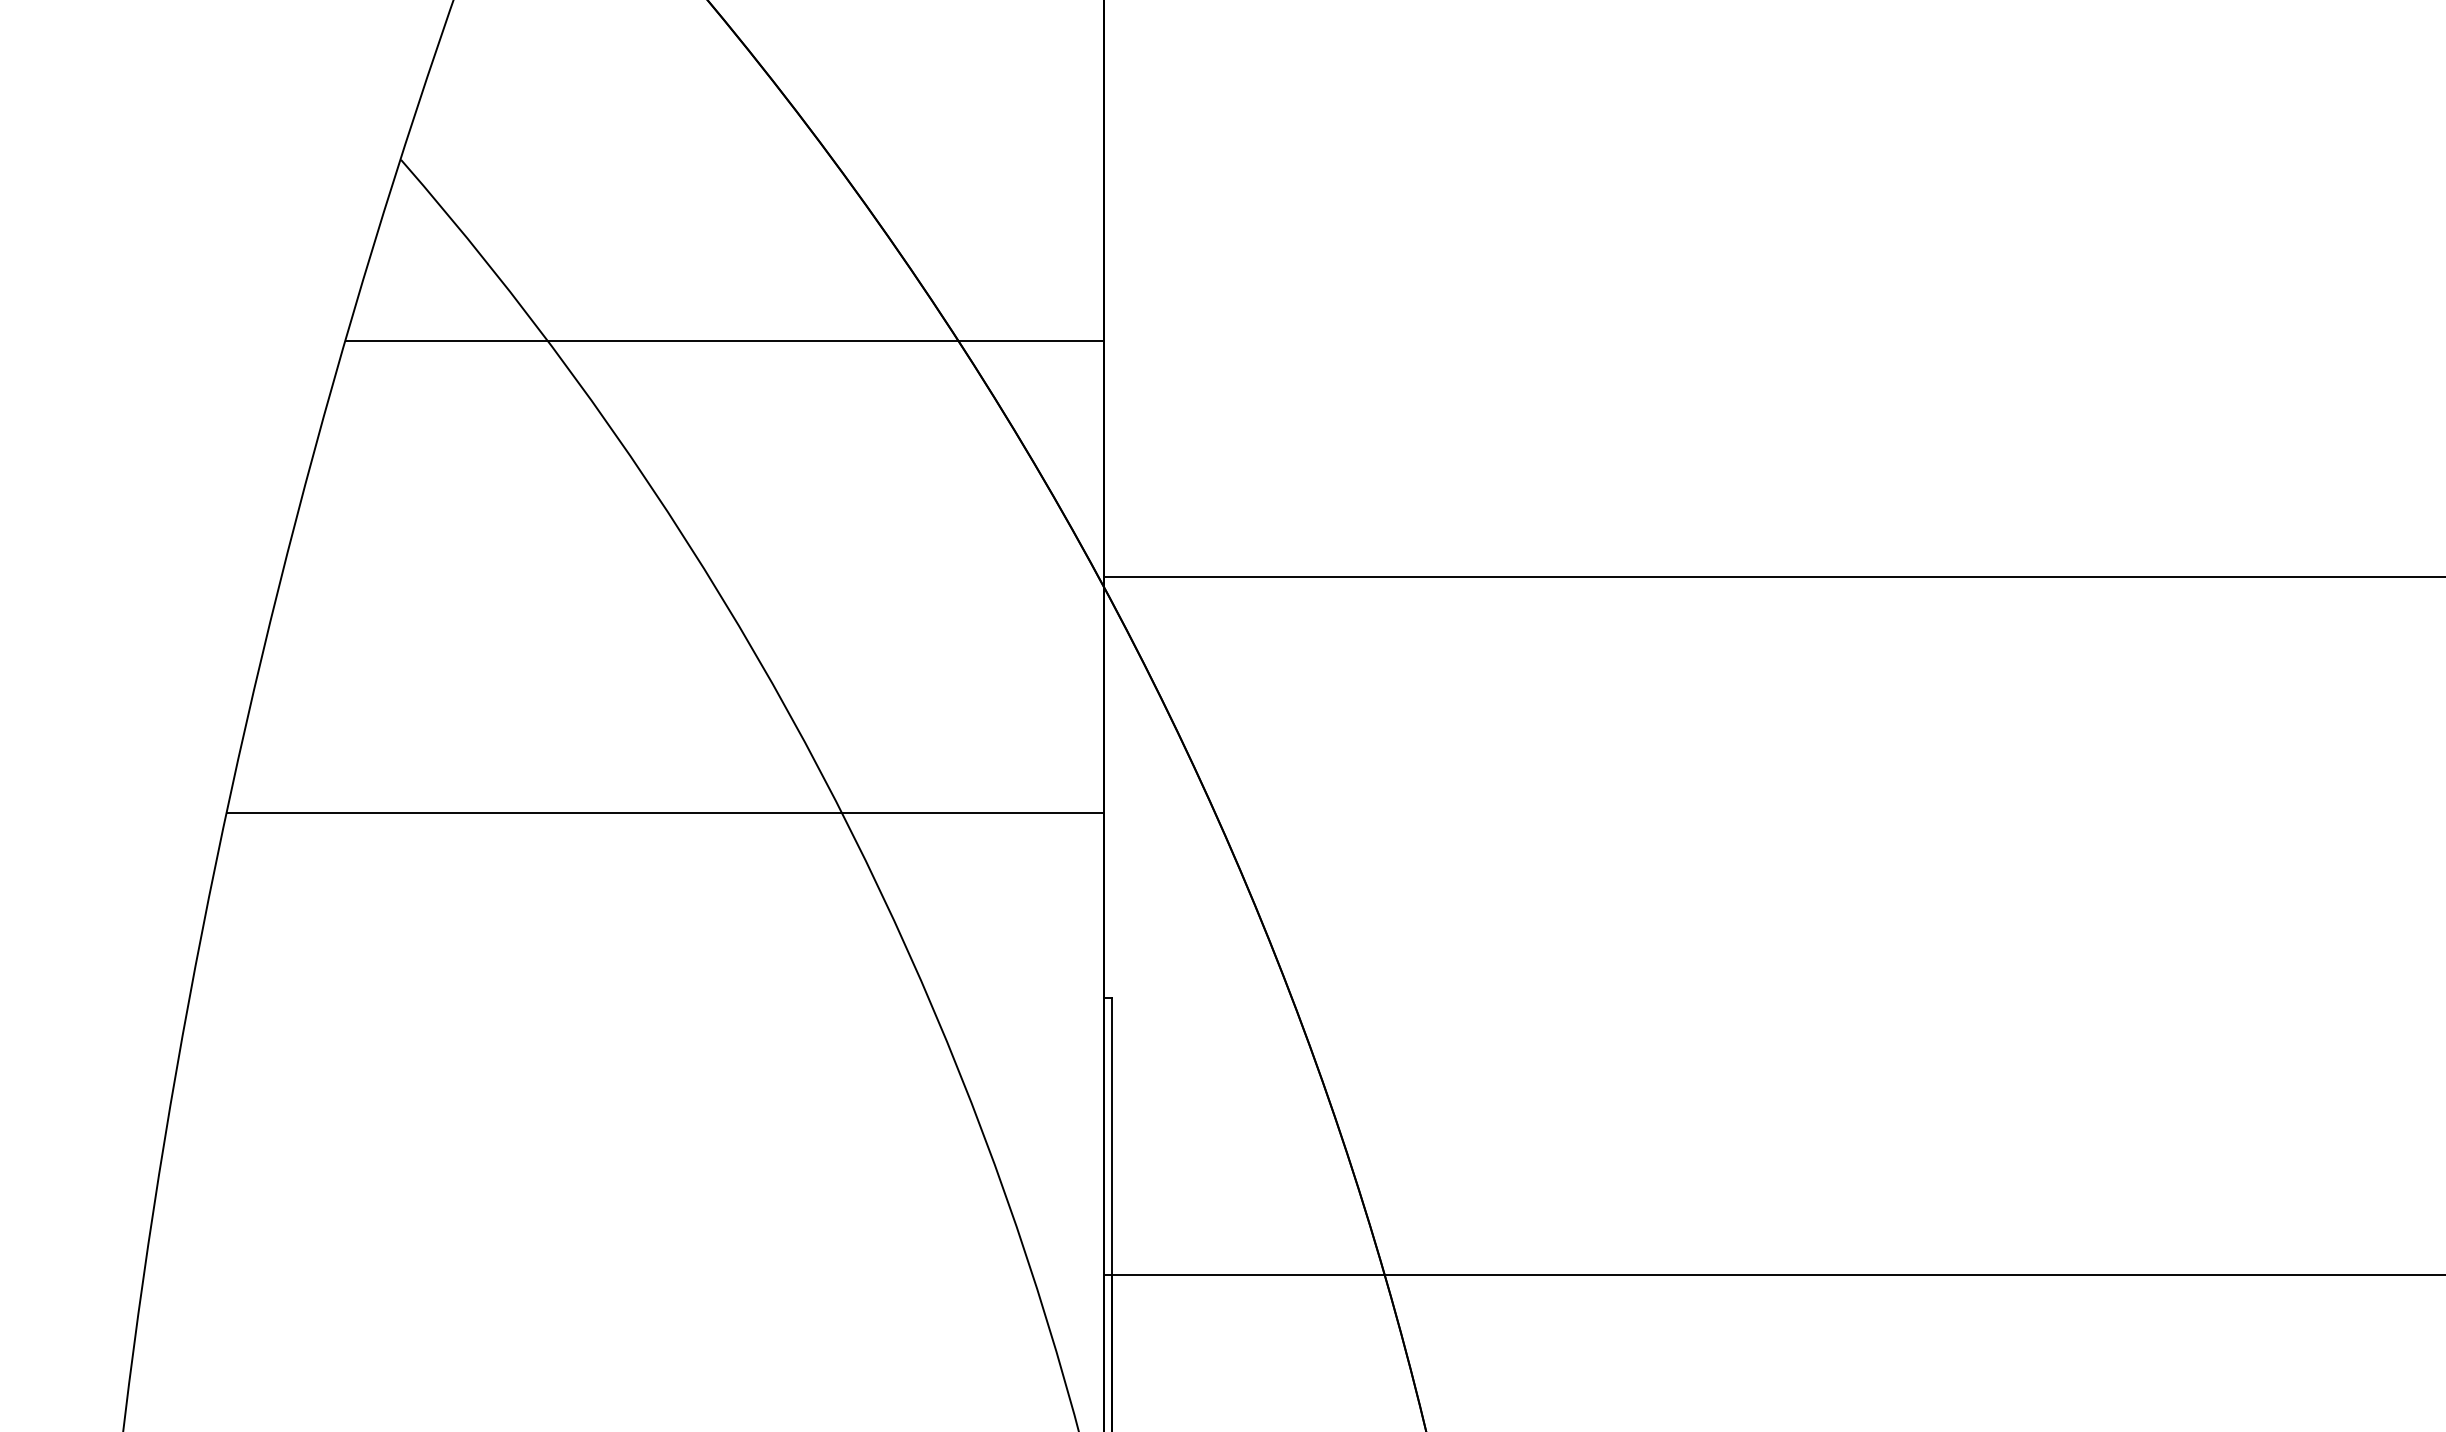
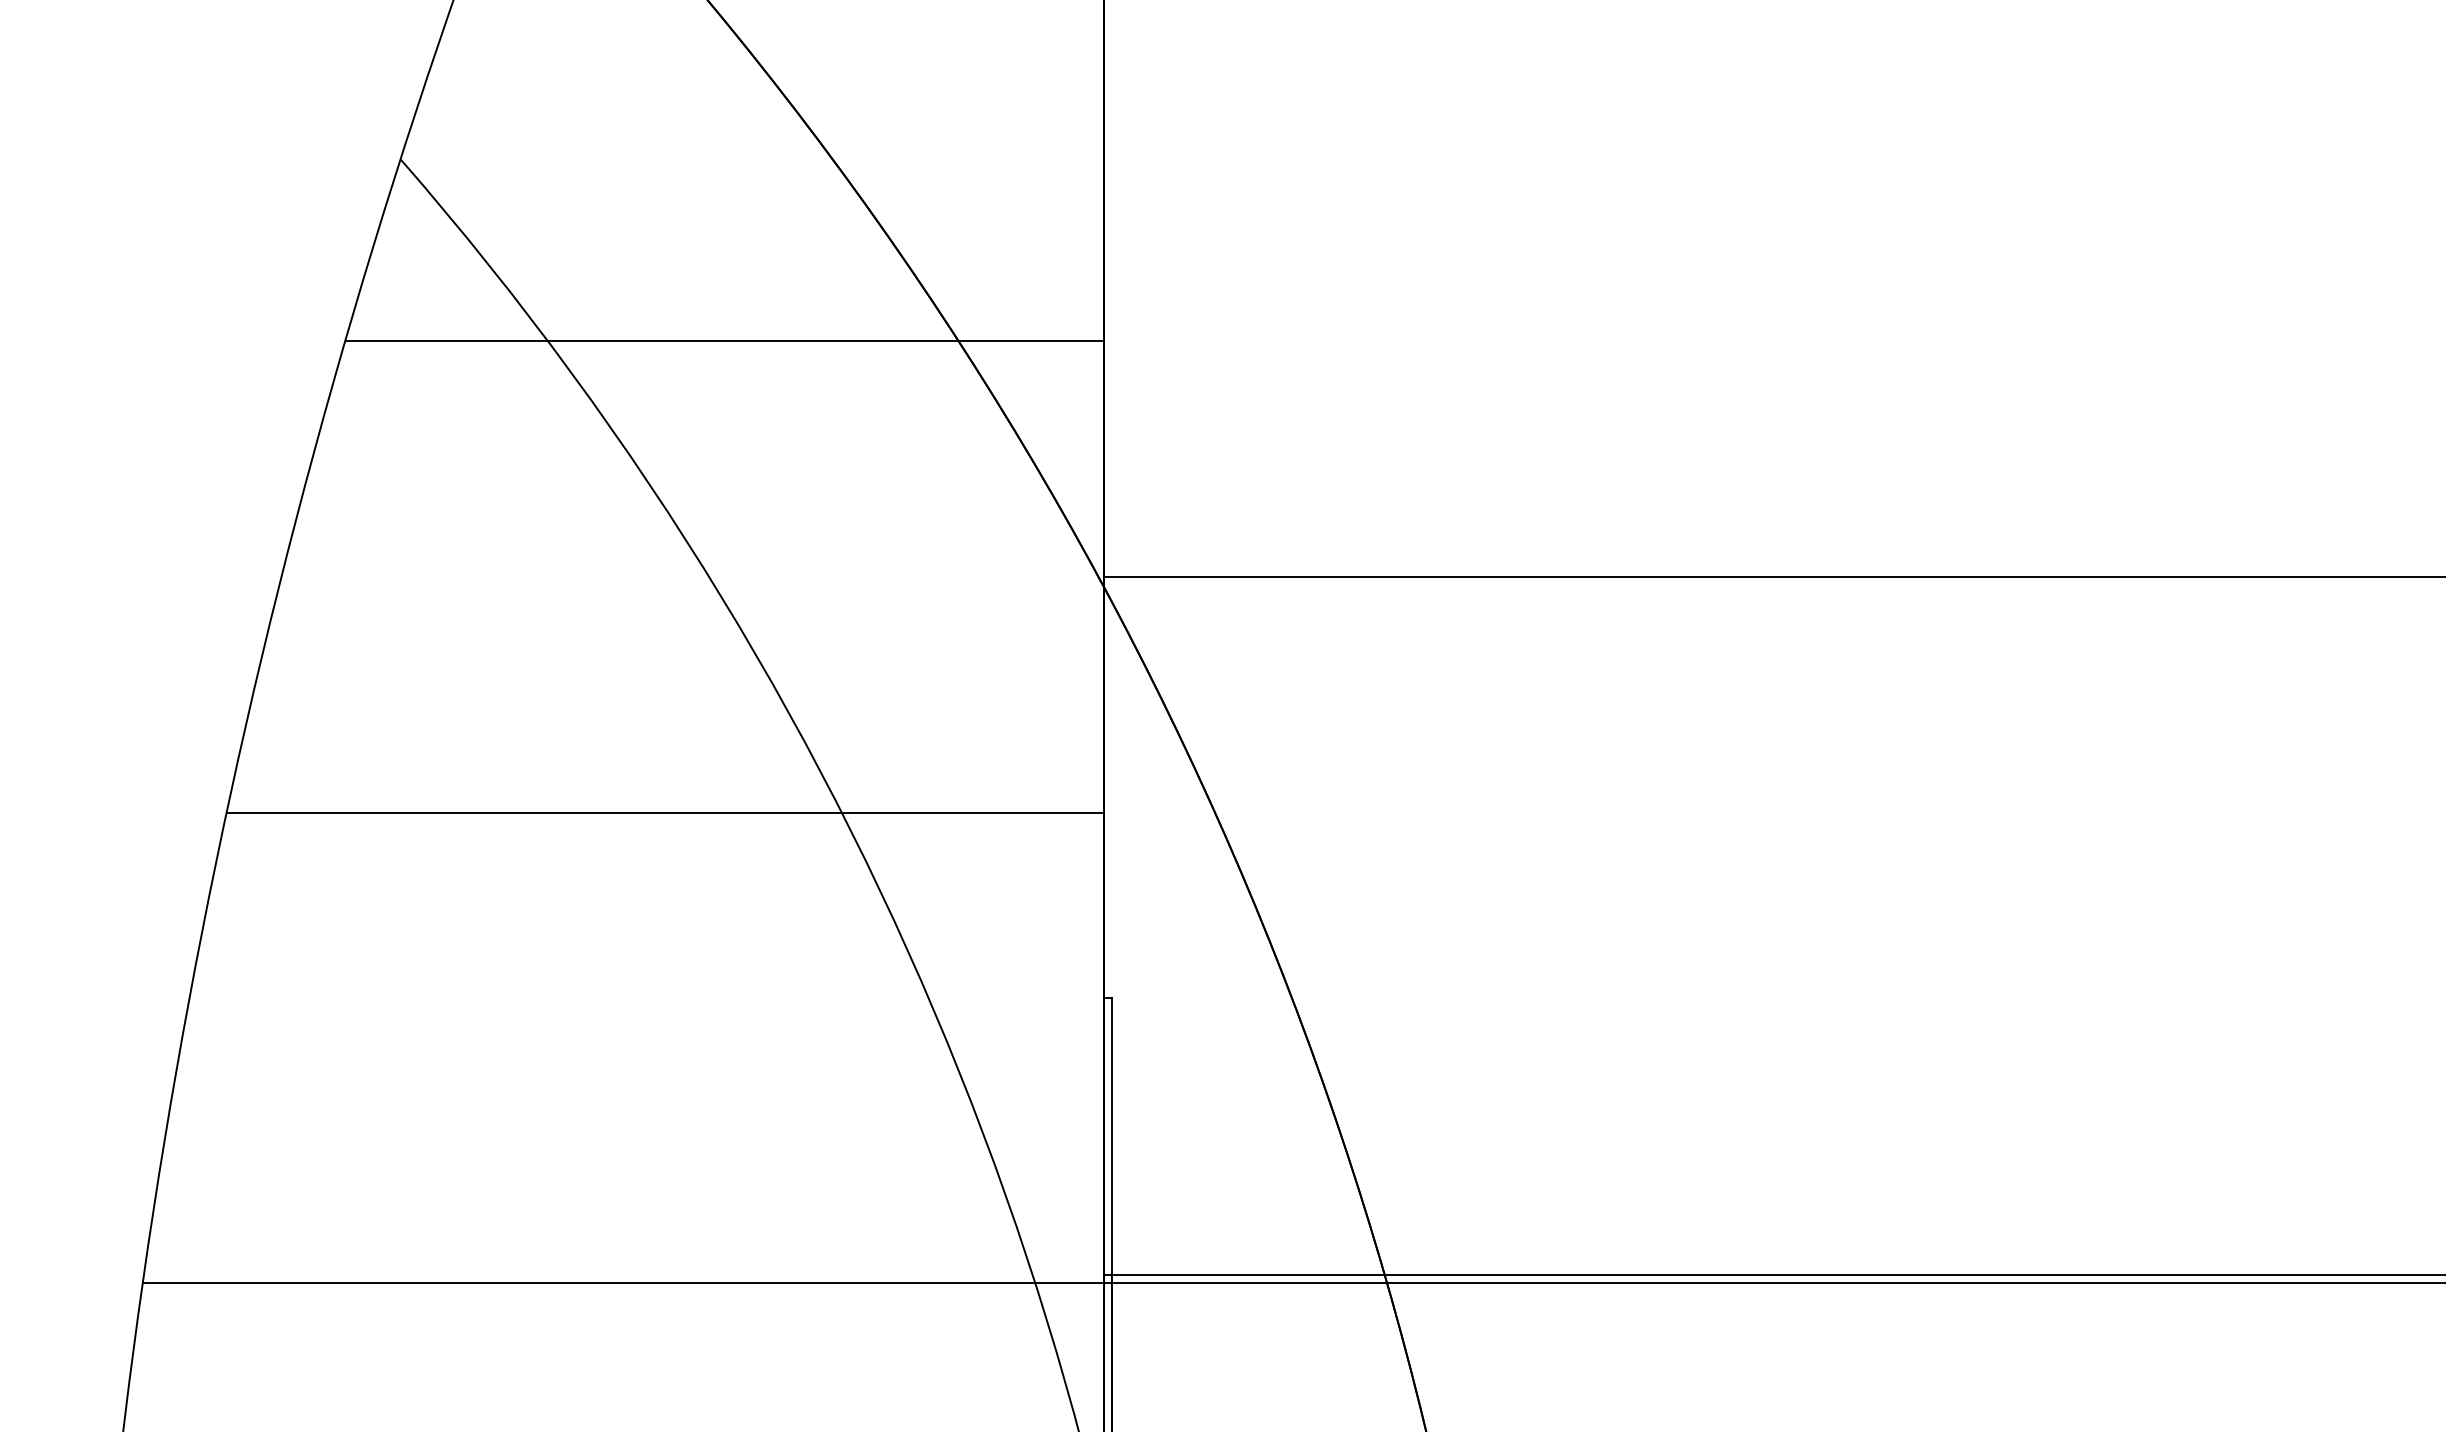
line: none -> present (1292, 1282)
